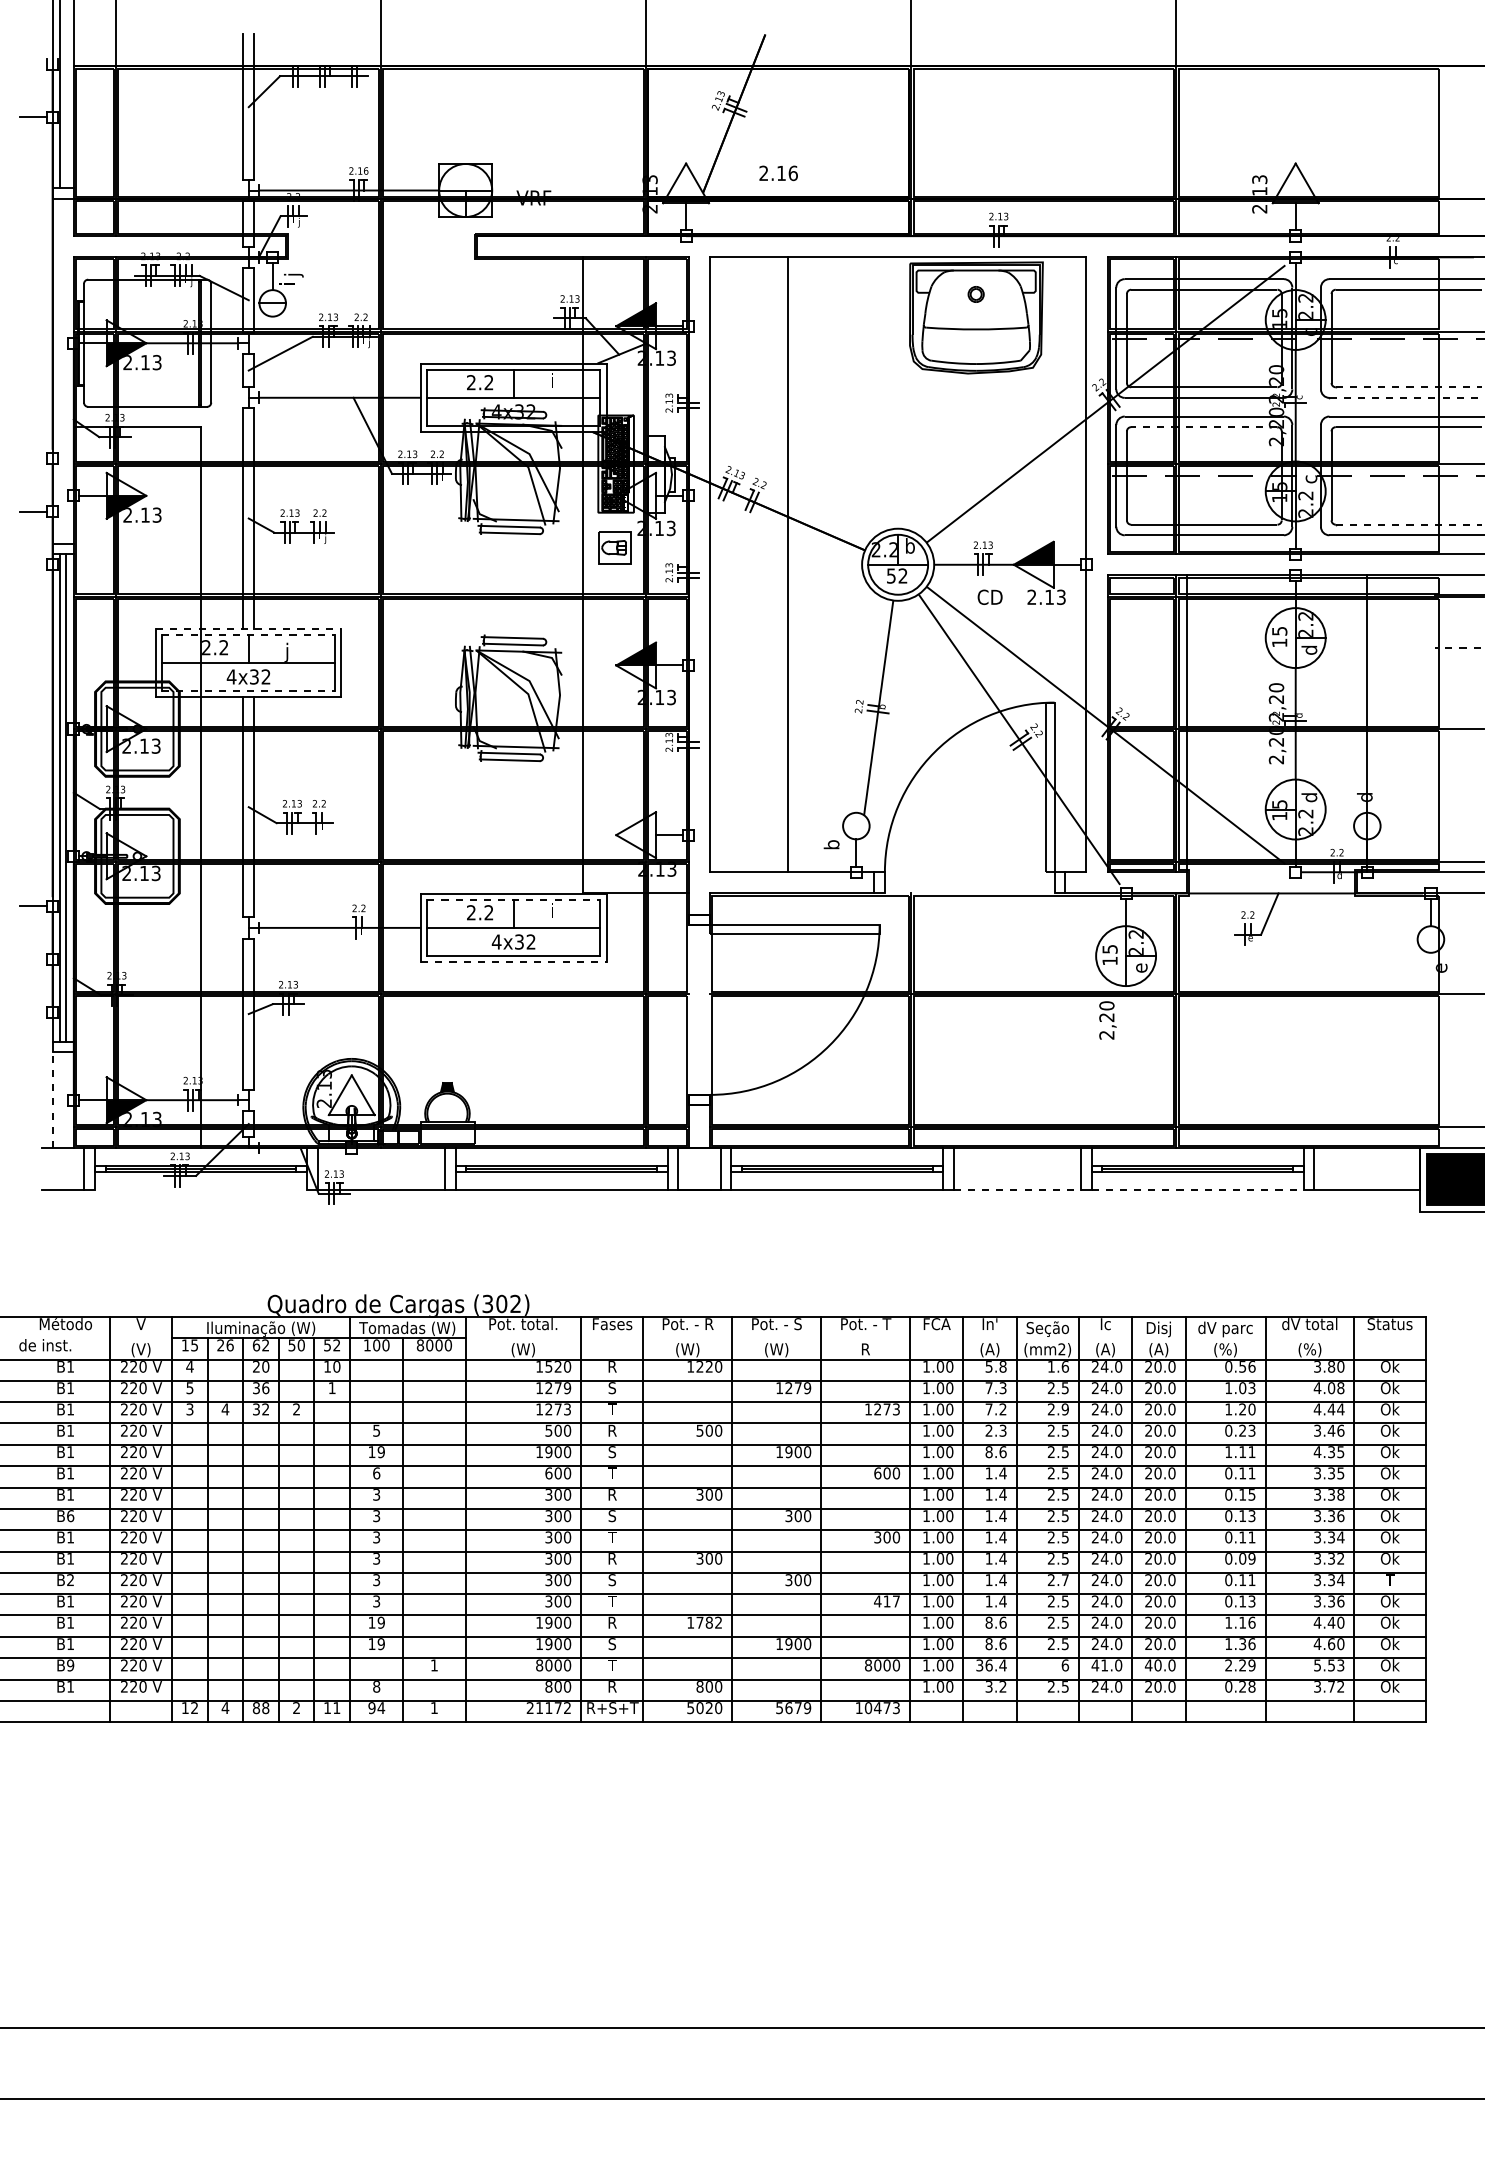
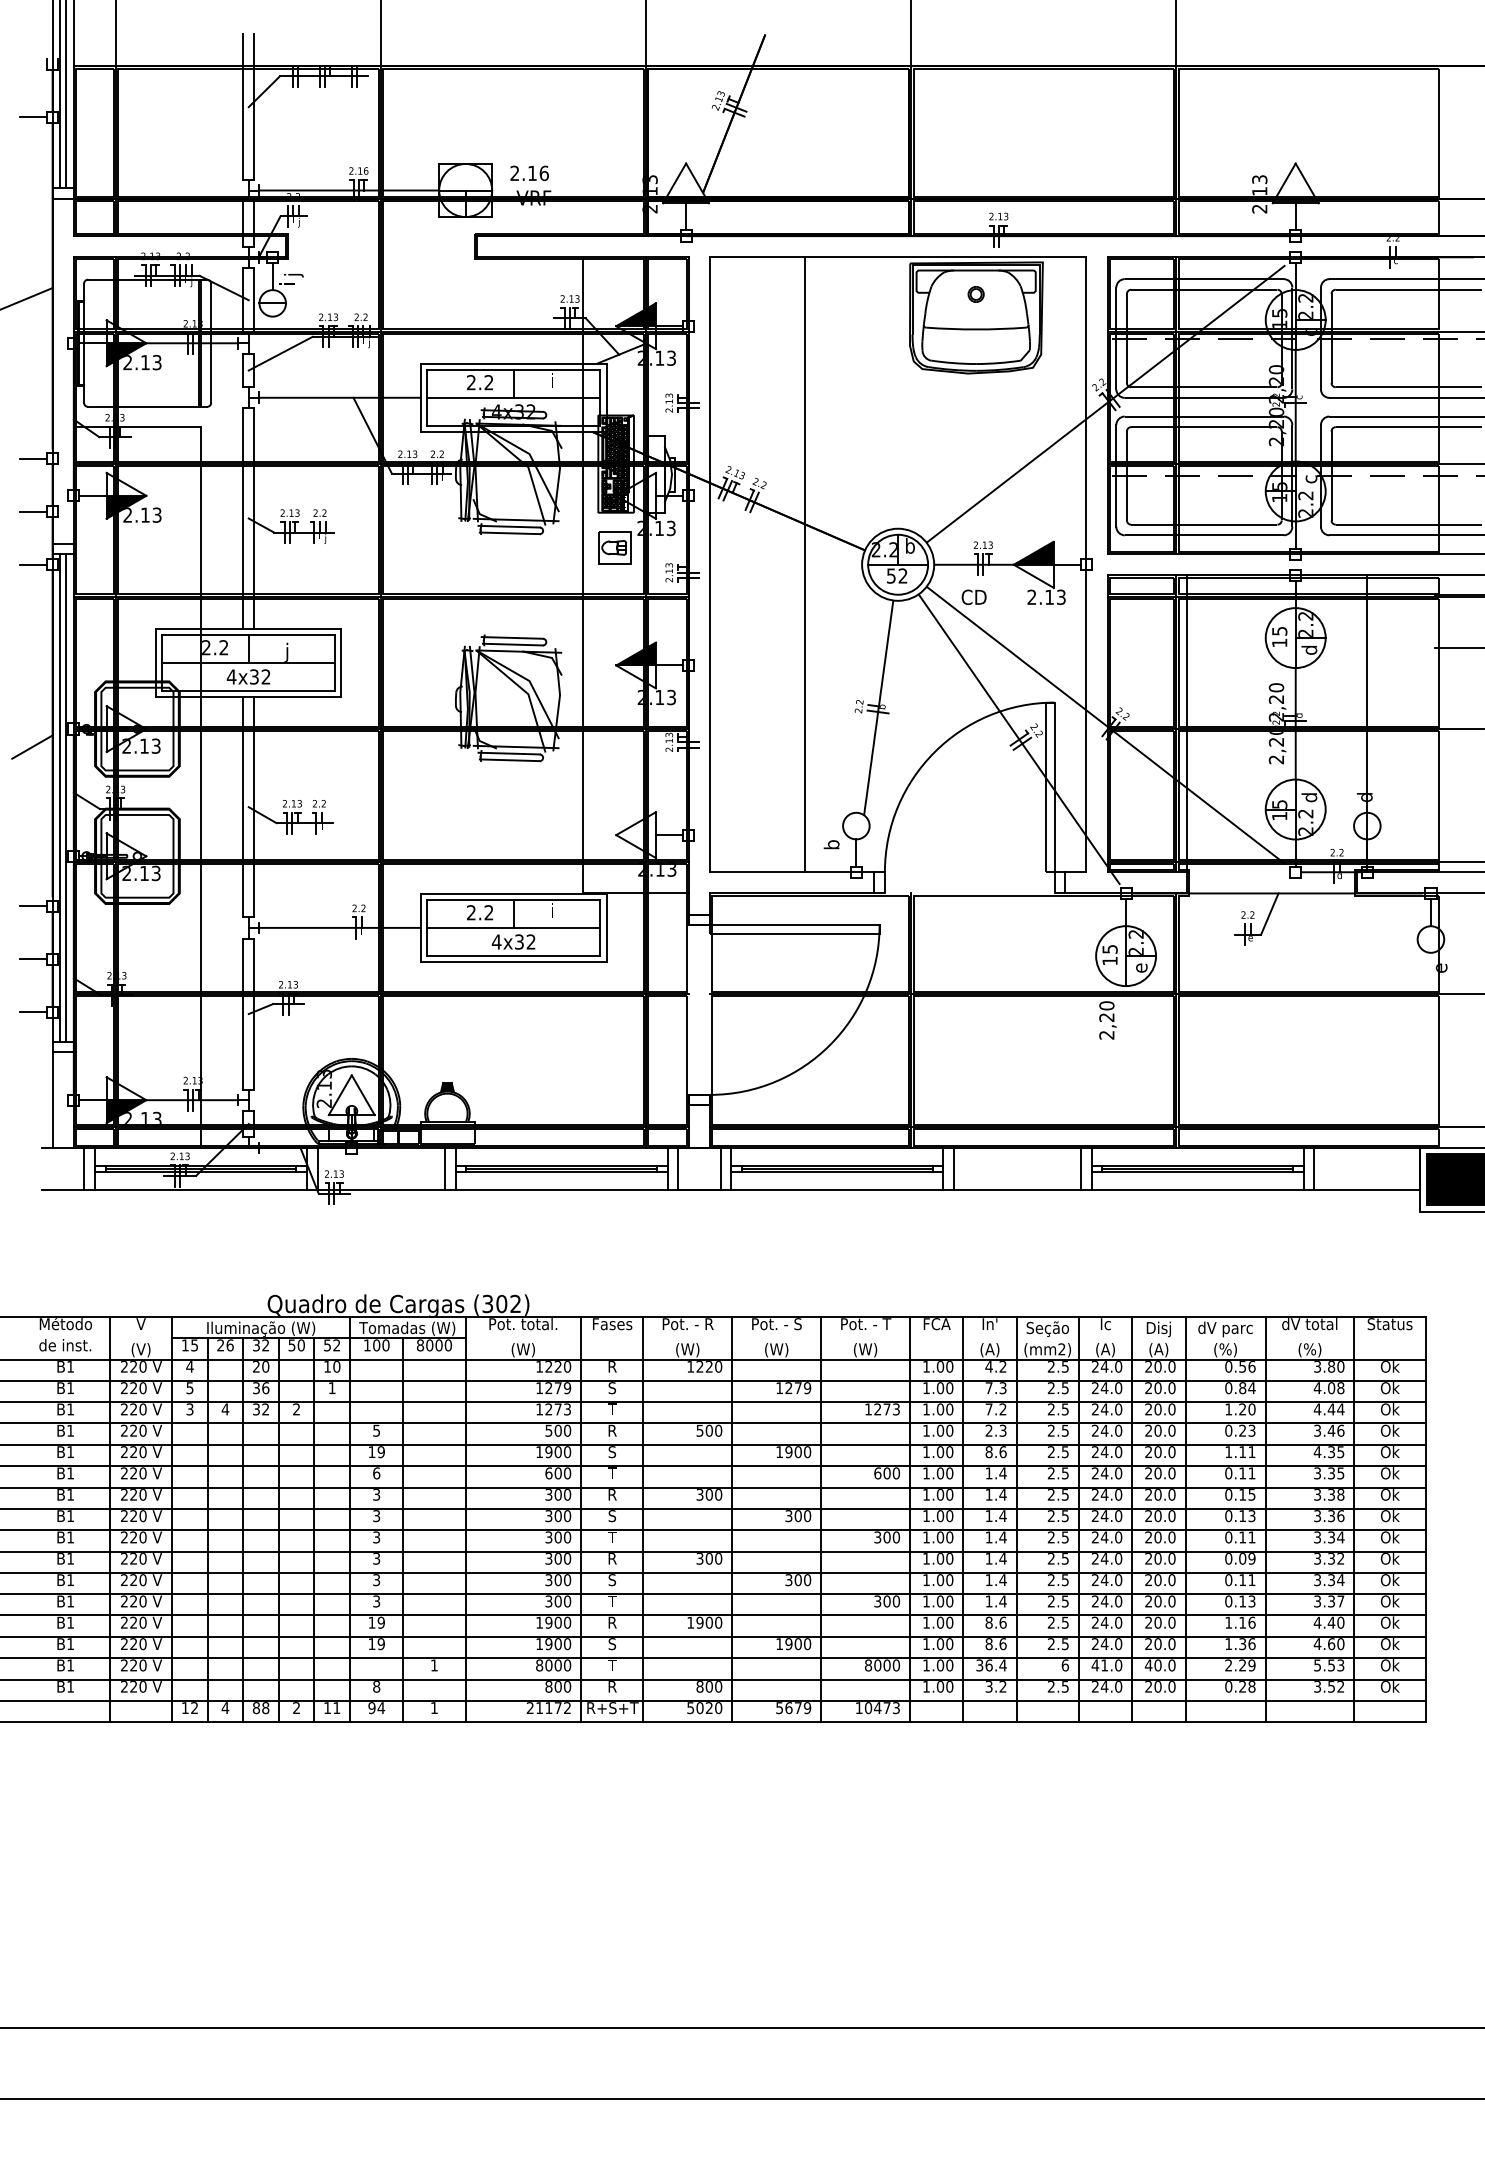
line: none -> present (66, 95)
text position: (778, 173) -> (529, 173) (529, 173)
line: none -> present (27, 298)
line: dashed -> solid (1408, 387)
line: dashed -> solid (1406, 397)
line: dashed -> solid (1204, 427)
line: none -> present (33, 458)
line: dashed -> solid (1408, 524)
line: none -> present (33, 564)
line position: (788, 564) -> (805, 564) (805, 564)
text position: (989, 596) -> (973, 596) (973, 596)
line: dashed -> solid (248, 628)
line: dashed -> solid (248, 634)
line: dashed -> solid (1460, 648)
line: dashed -> solid (248, 690)
line: none -> present (32, 746)
line: dashed -> solid (513, 899)
line: none -> present (33, 959)
line: dashed -> solid (513, 962)
line: none -> present (33, 1012)
line: dashed -> solid (52, 1100)
line: none -> present (201, 1190)
line: dashed -> solid (1017, 1190)
line: dashed -> solid (1198, 1190)
text position: (45, 1345) -> (65, 1345) (65, 1345)
text: 62 -> 32 (256, 1345)
text: R -> (W) (865, 1350)
text: 1520 -> 1220 (548, 1366)
text: 5.8 -> 4.2 (995, 1366)
text: 1.6 -> 2.5 (1058, 1366)
text: 1.03 -> 0.84 (1240, 1388)
text: 2.9 -> 2.5 (1064, 1409)
text: B6 -> B1 (70, 1516)
text: B2 -> B1 (70, 1579)
text: 2.7 -> 2.5 (1064, 1580)
text: T -> Ok (1389, 1580)
text: 417 -> 300 (887, 1601)
text: 3.36 -> 3.37 (1340, 1601)
text: 1782 -> 1900 (709, 1622)
text: B9 -> B1 (70, 1665)
text: 3.72 -> 3.52 (1331, 1686)
